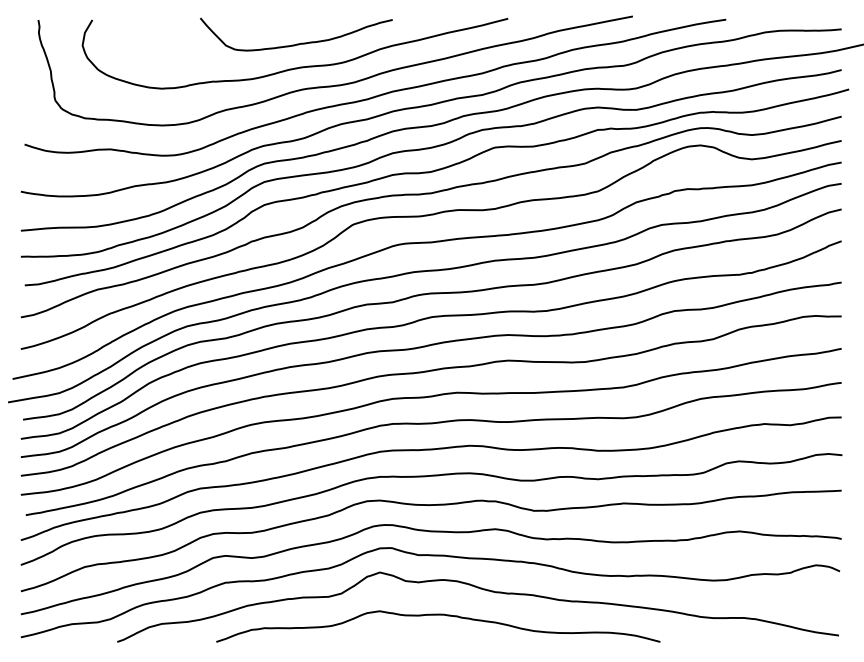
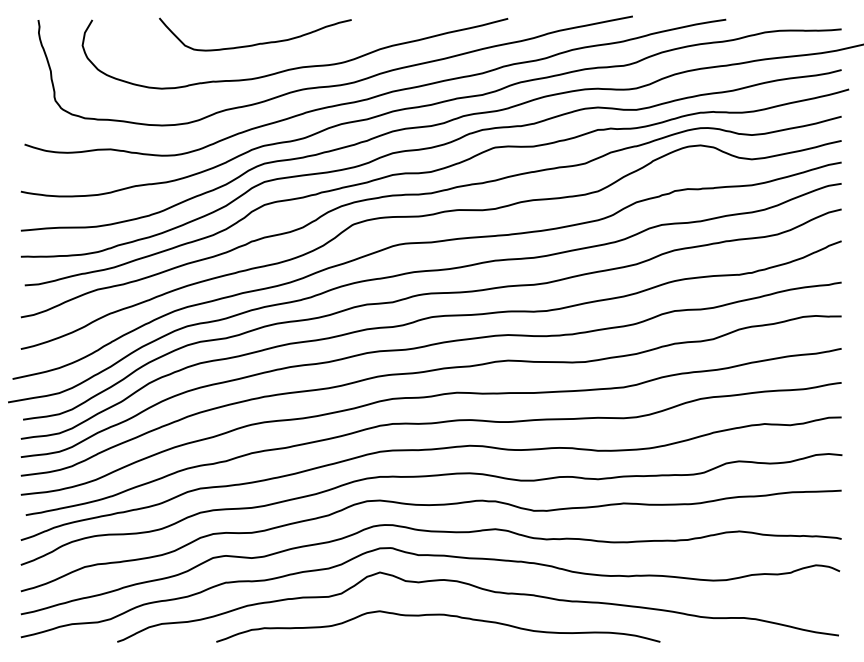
curve position: (296, 43) -> (255, 43) (255, 43)
